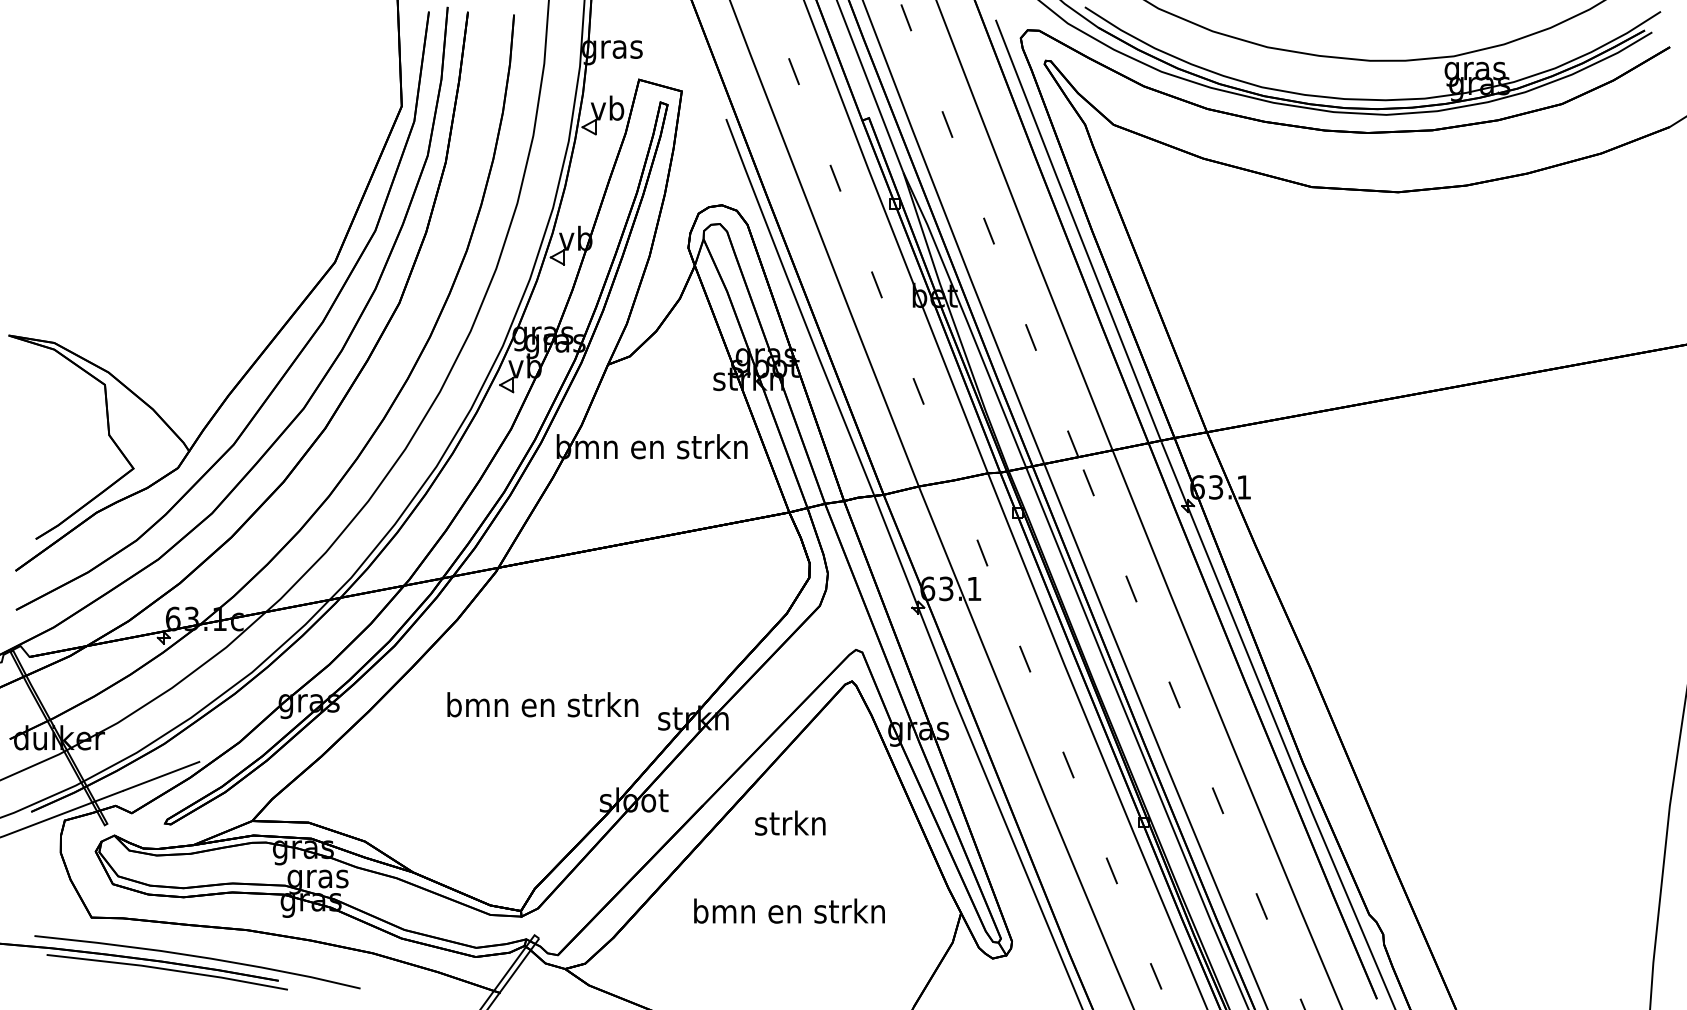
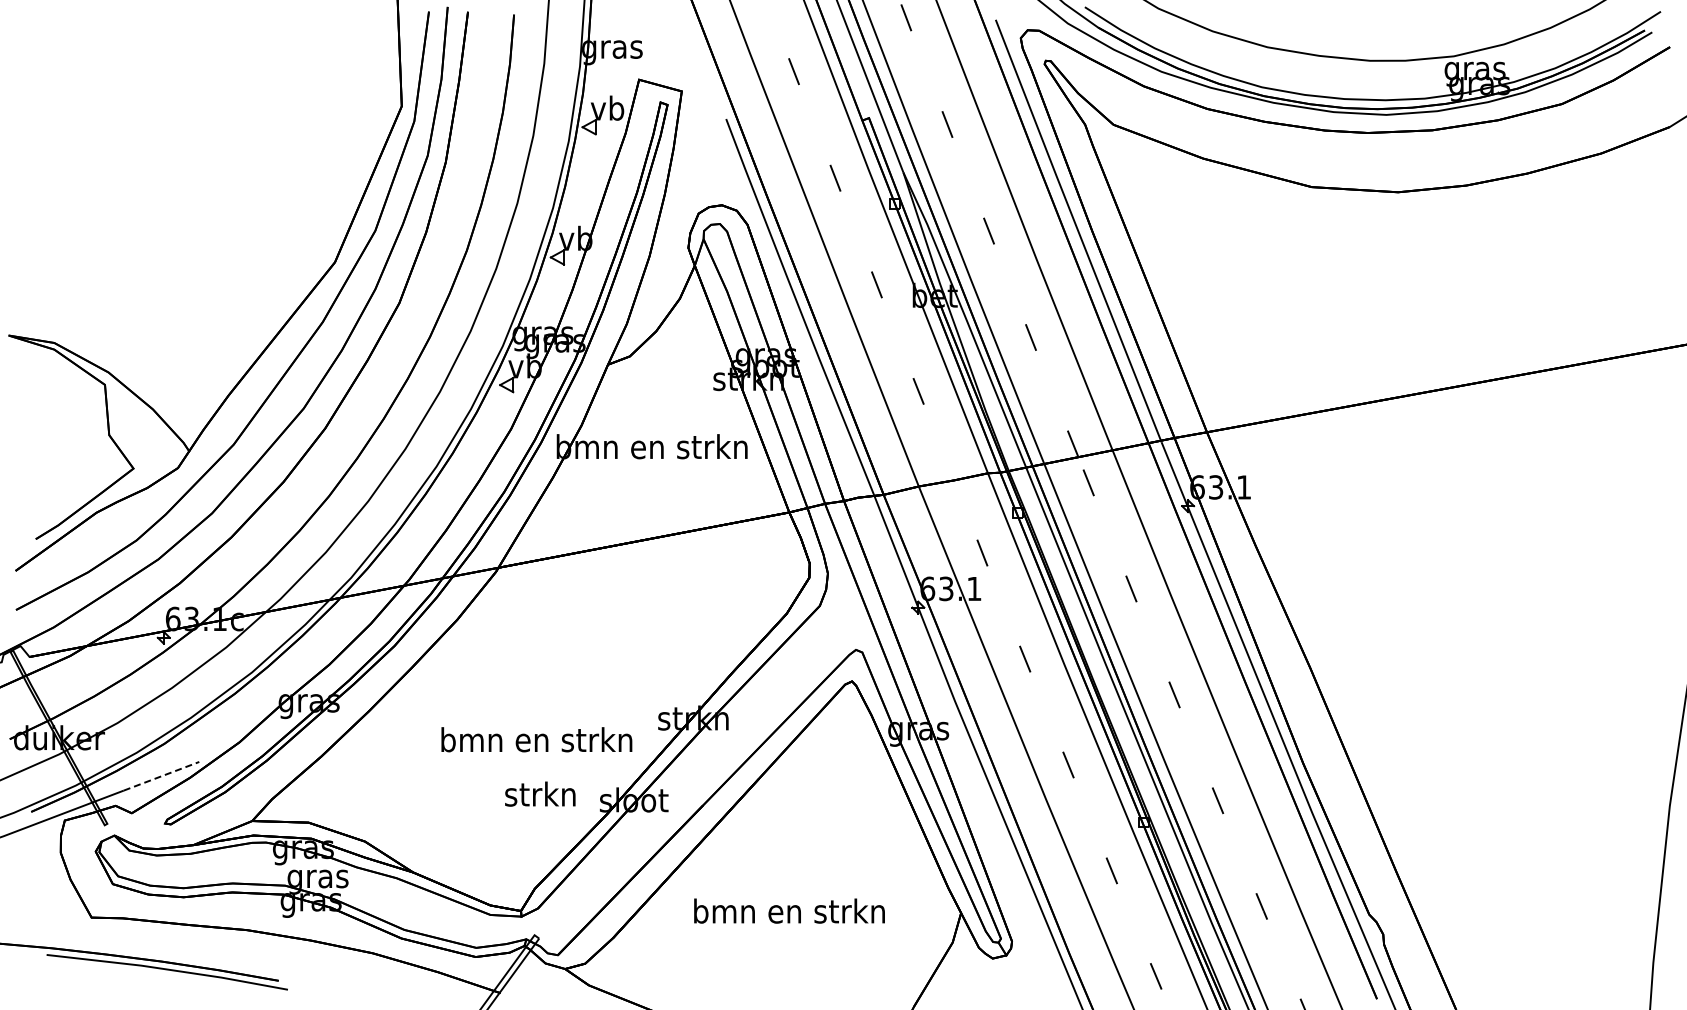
text position: (542, 704) -> (536, 739) (536, 739)
line: solid -> dashed (162, 776)
text position: (790, 822) -> (540, 793) (540, 793)
curve: present -> none (197, 957)
